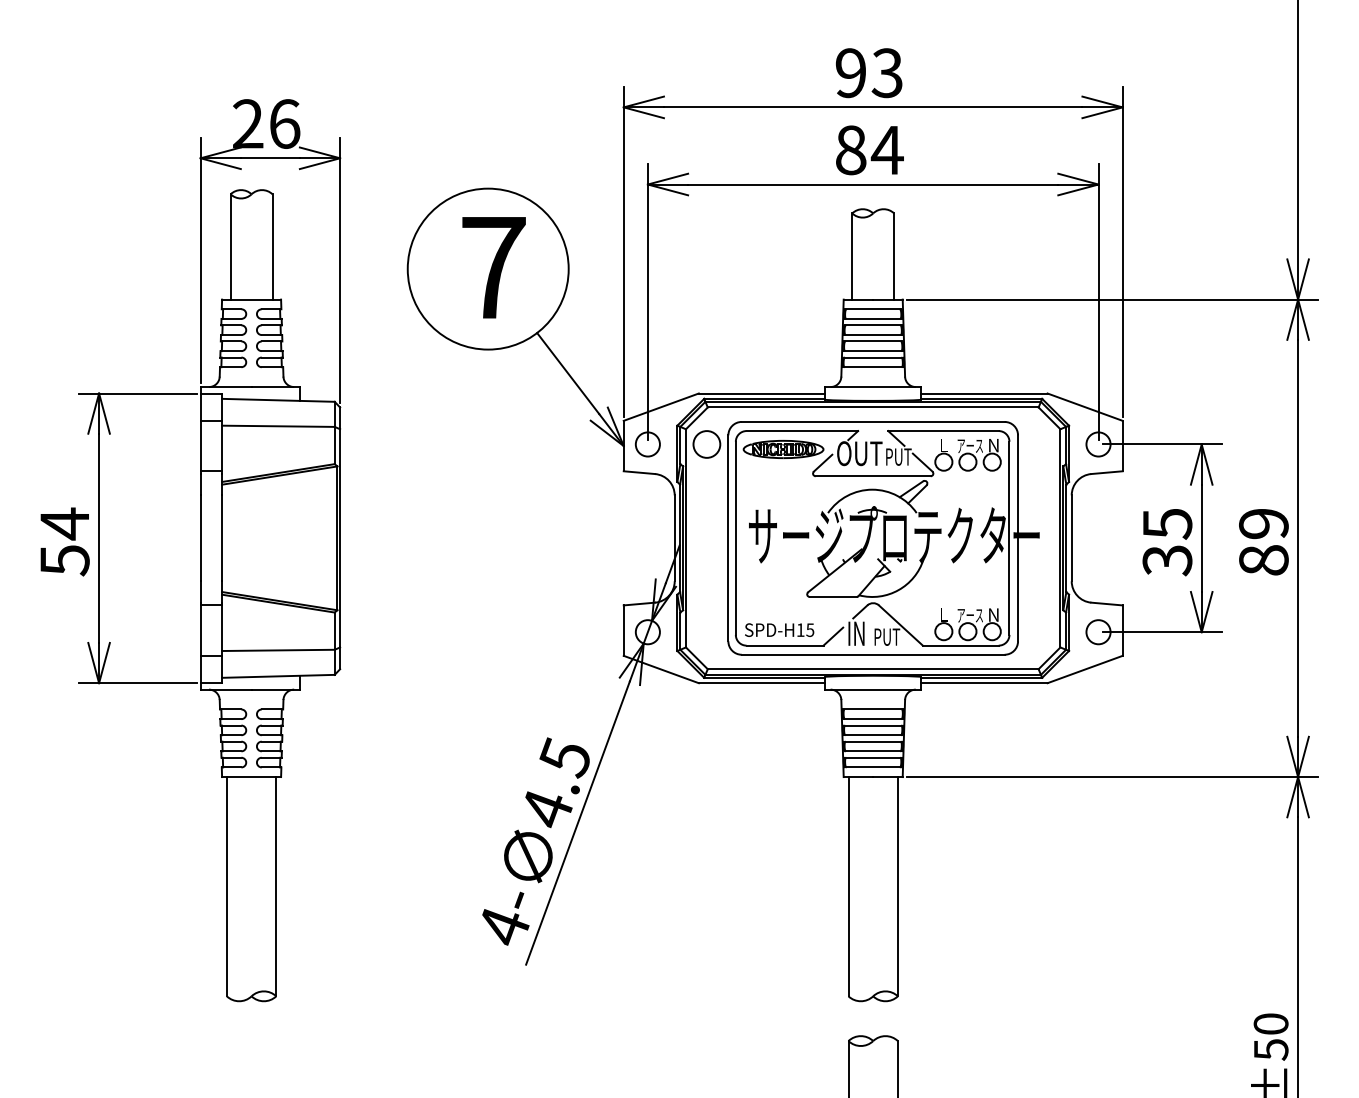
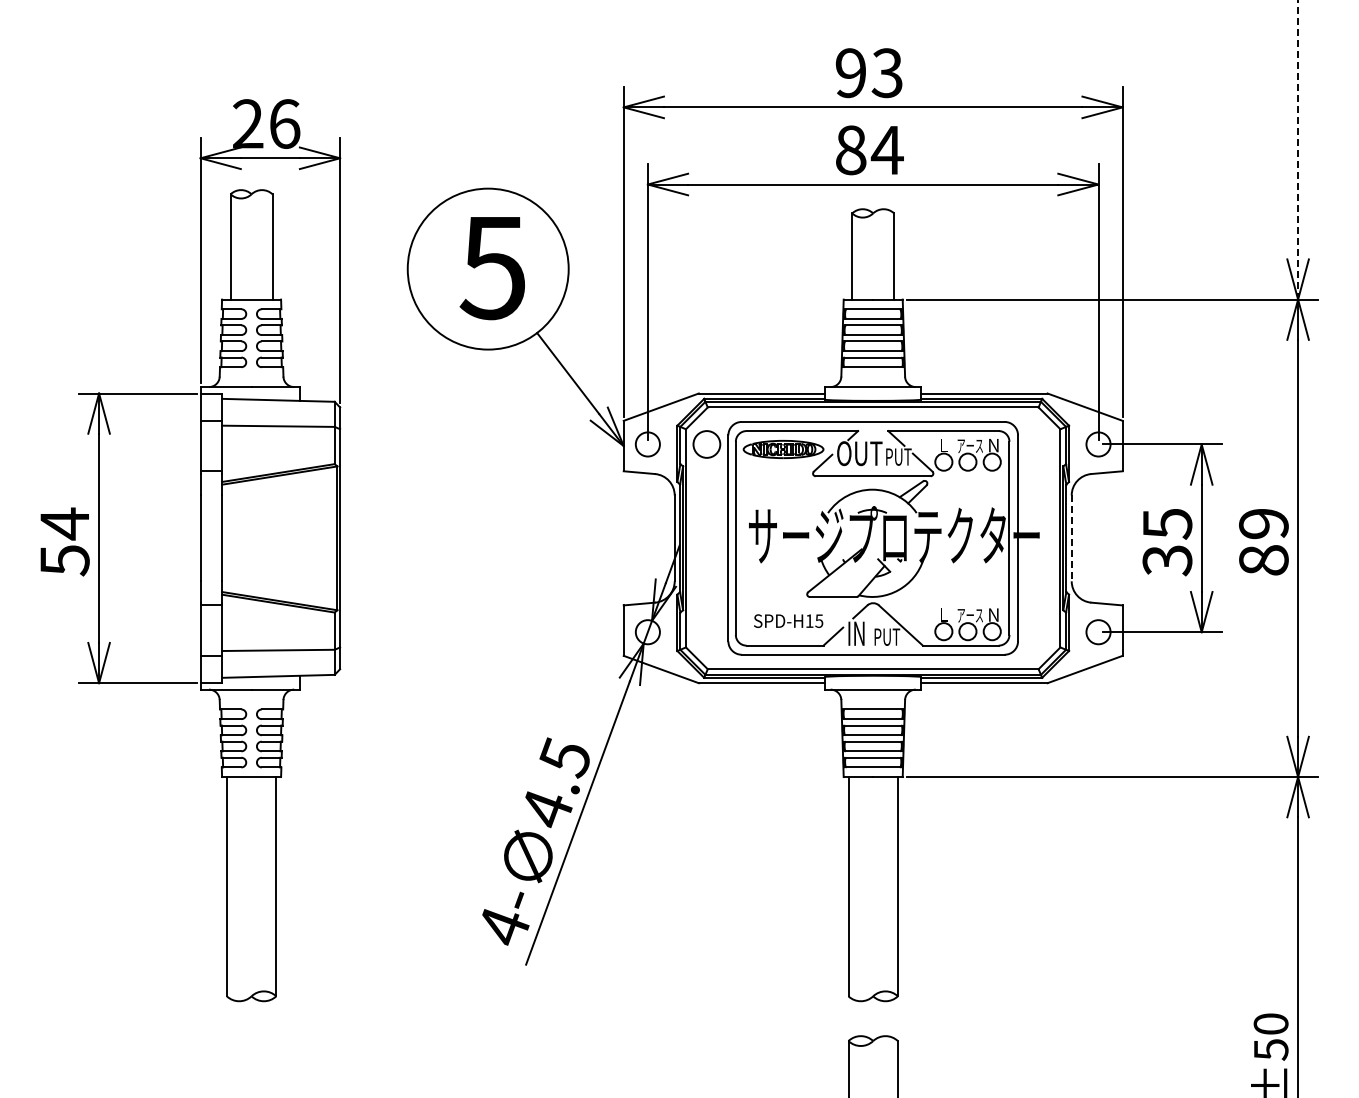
line: solid -> dashed (1298, 149)
text: 7 -> 5 (492, 268)
line: solid -> dashed (1071, 538)
text position: (779, 629) -> (788, 620) (788, 620)
